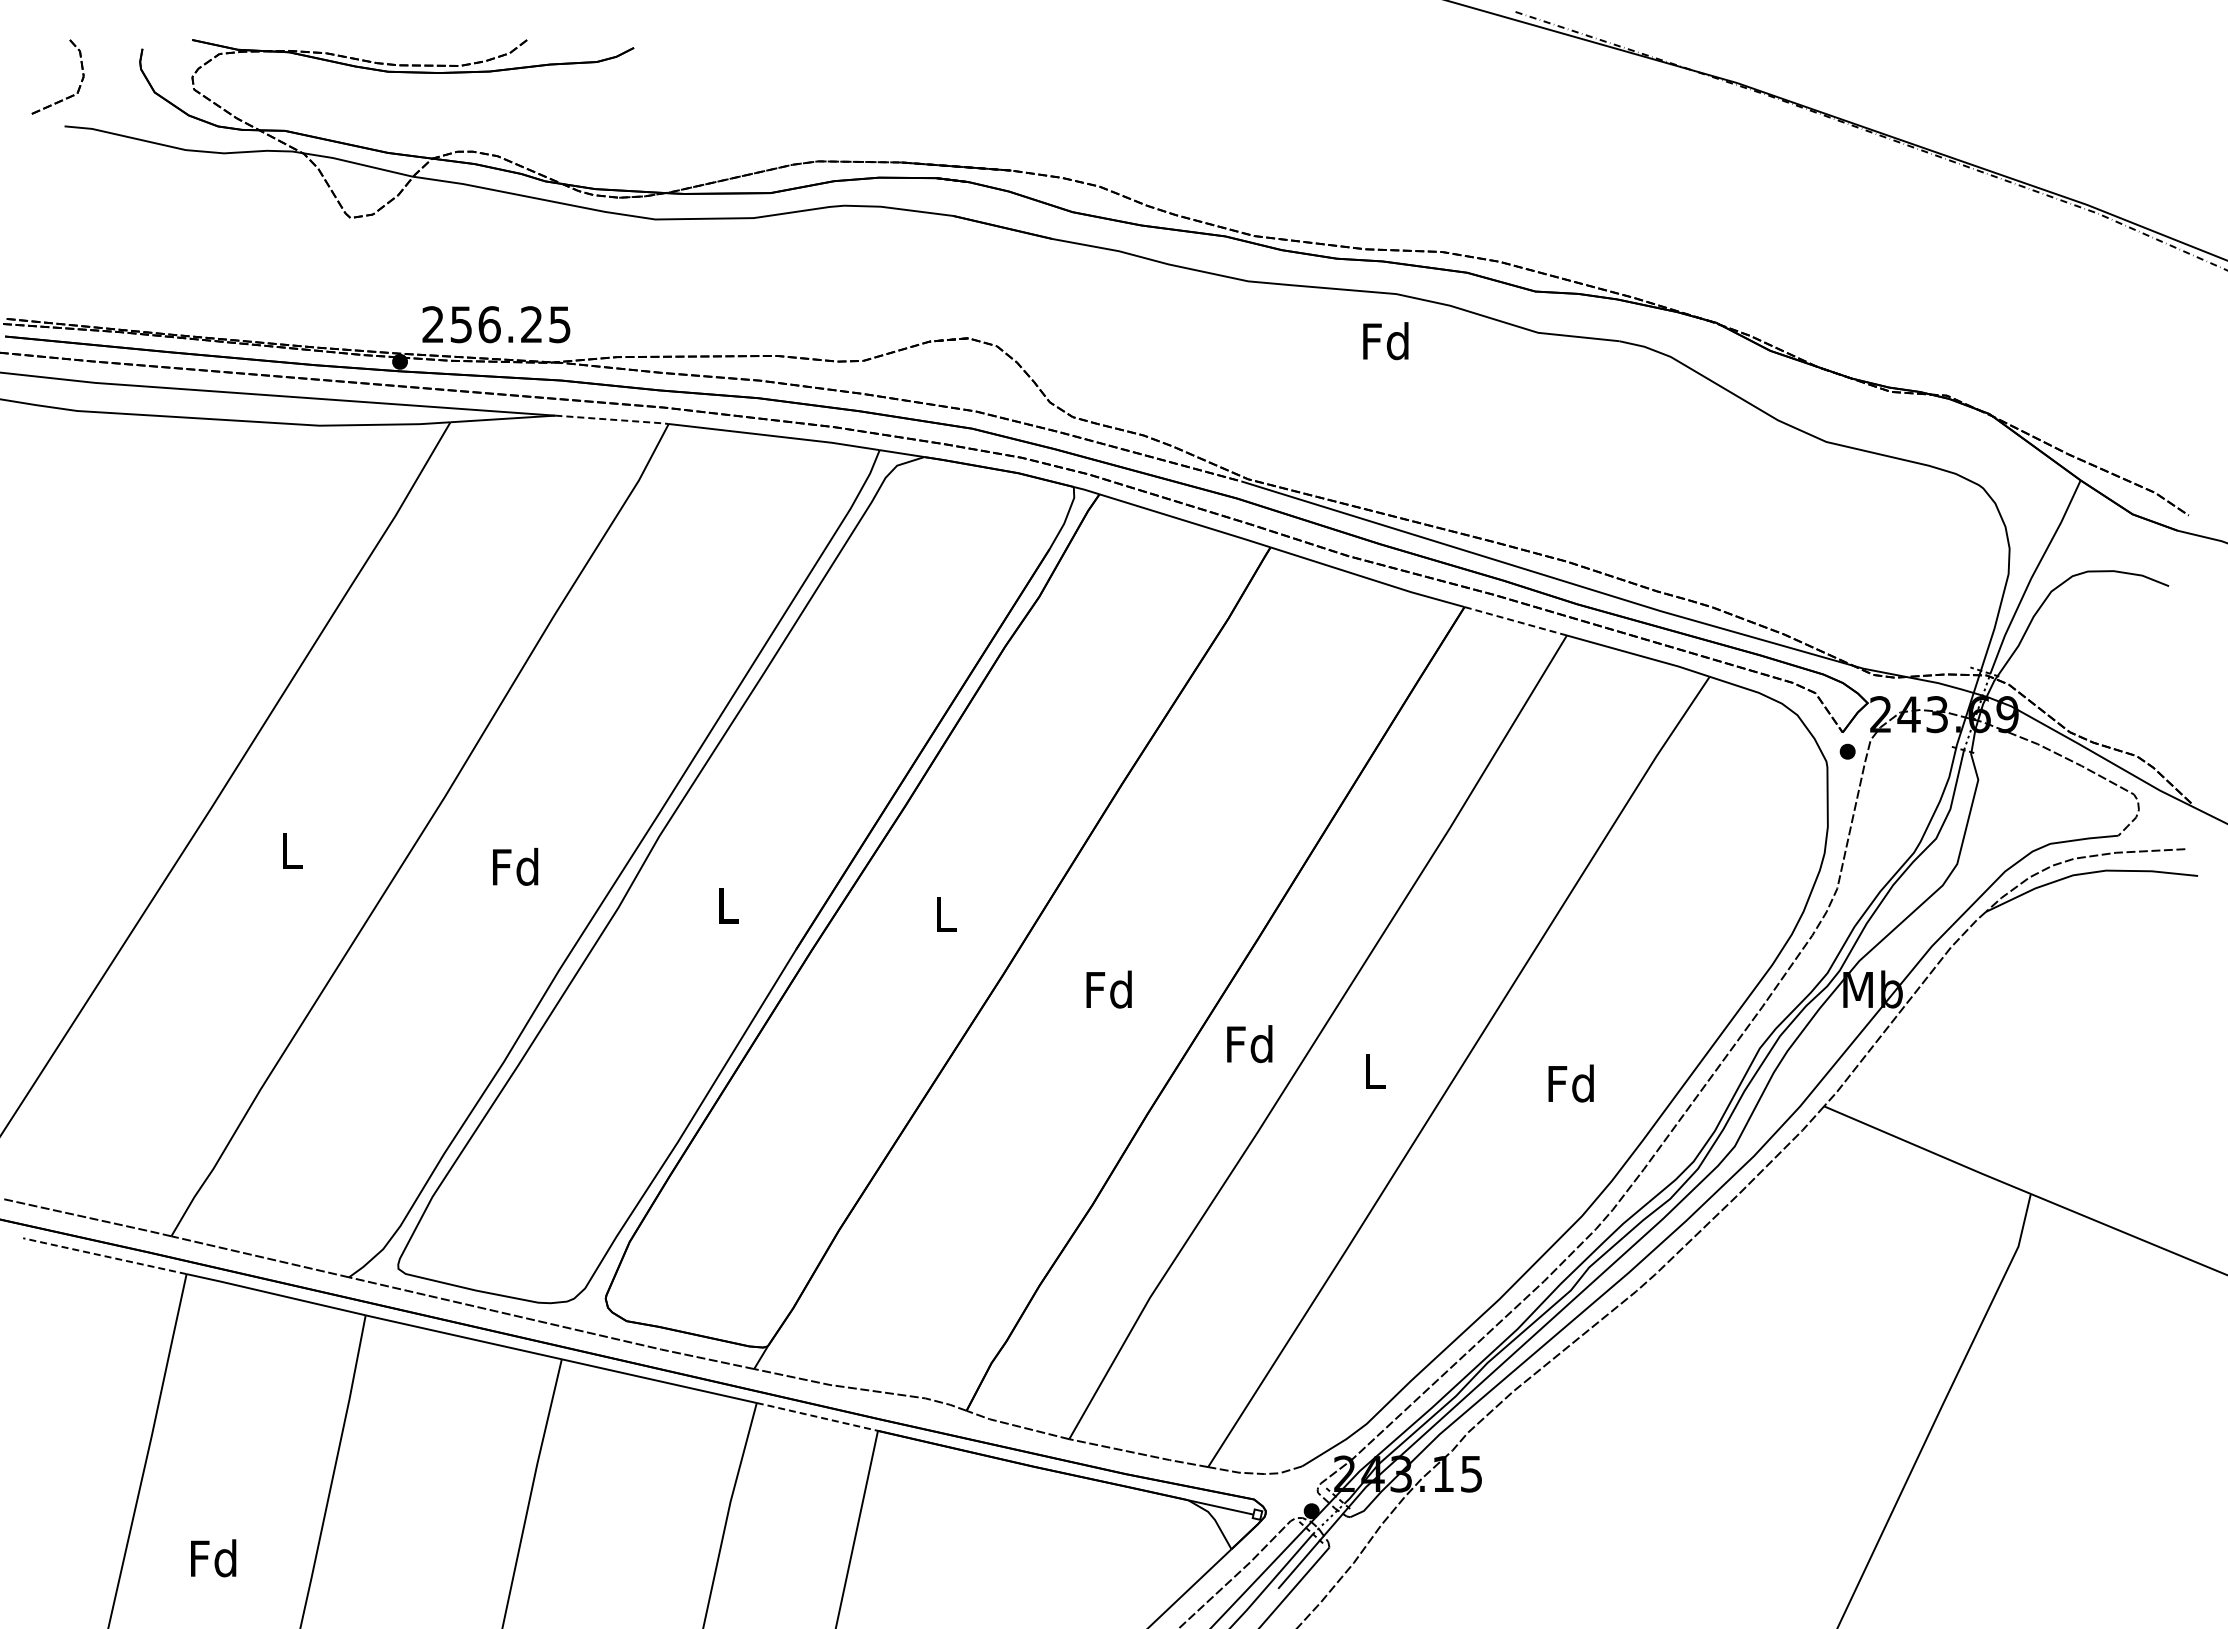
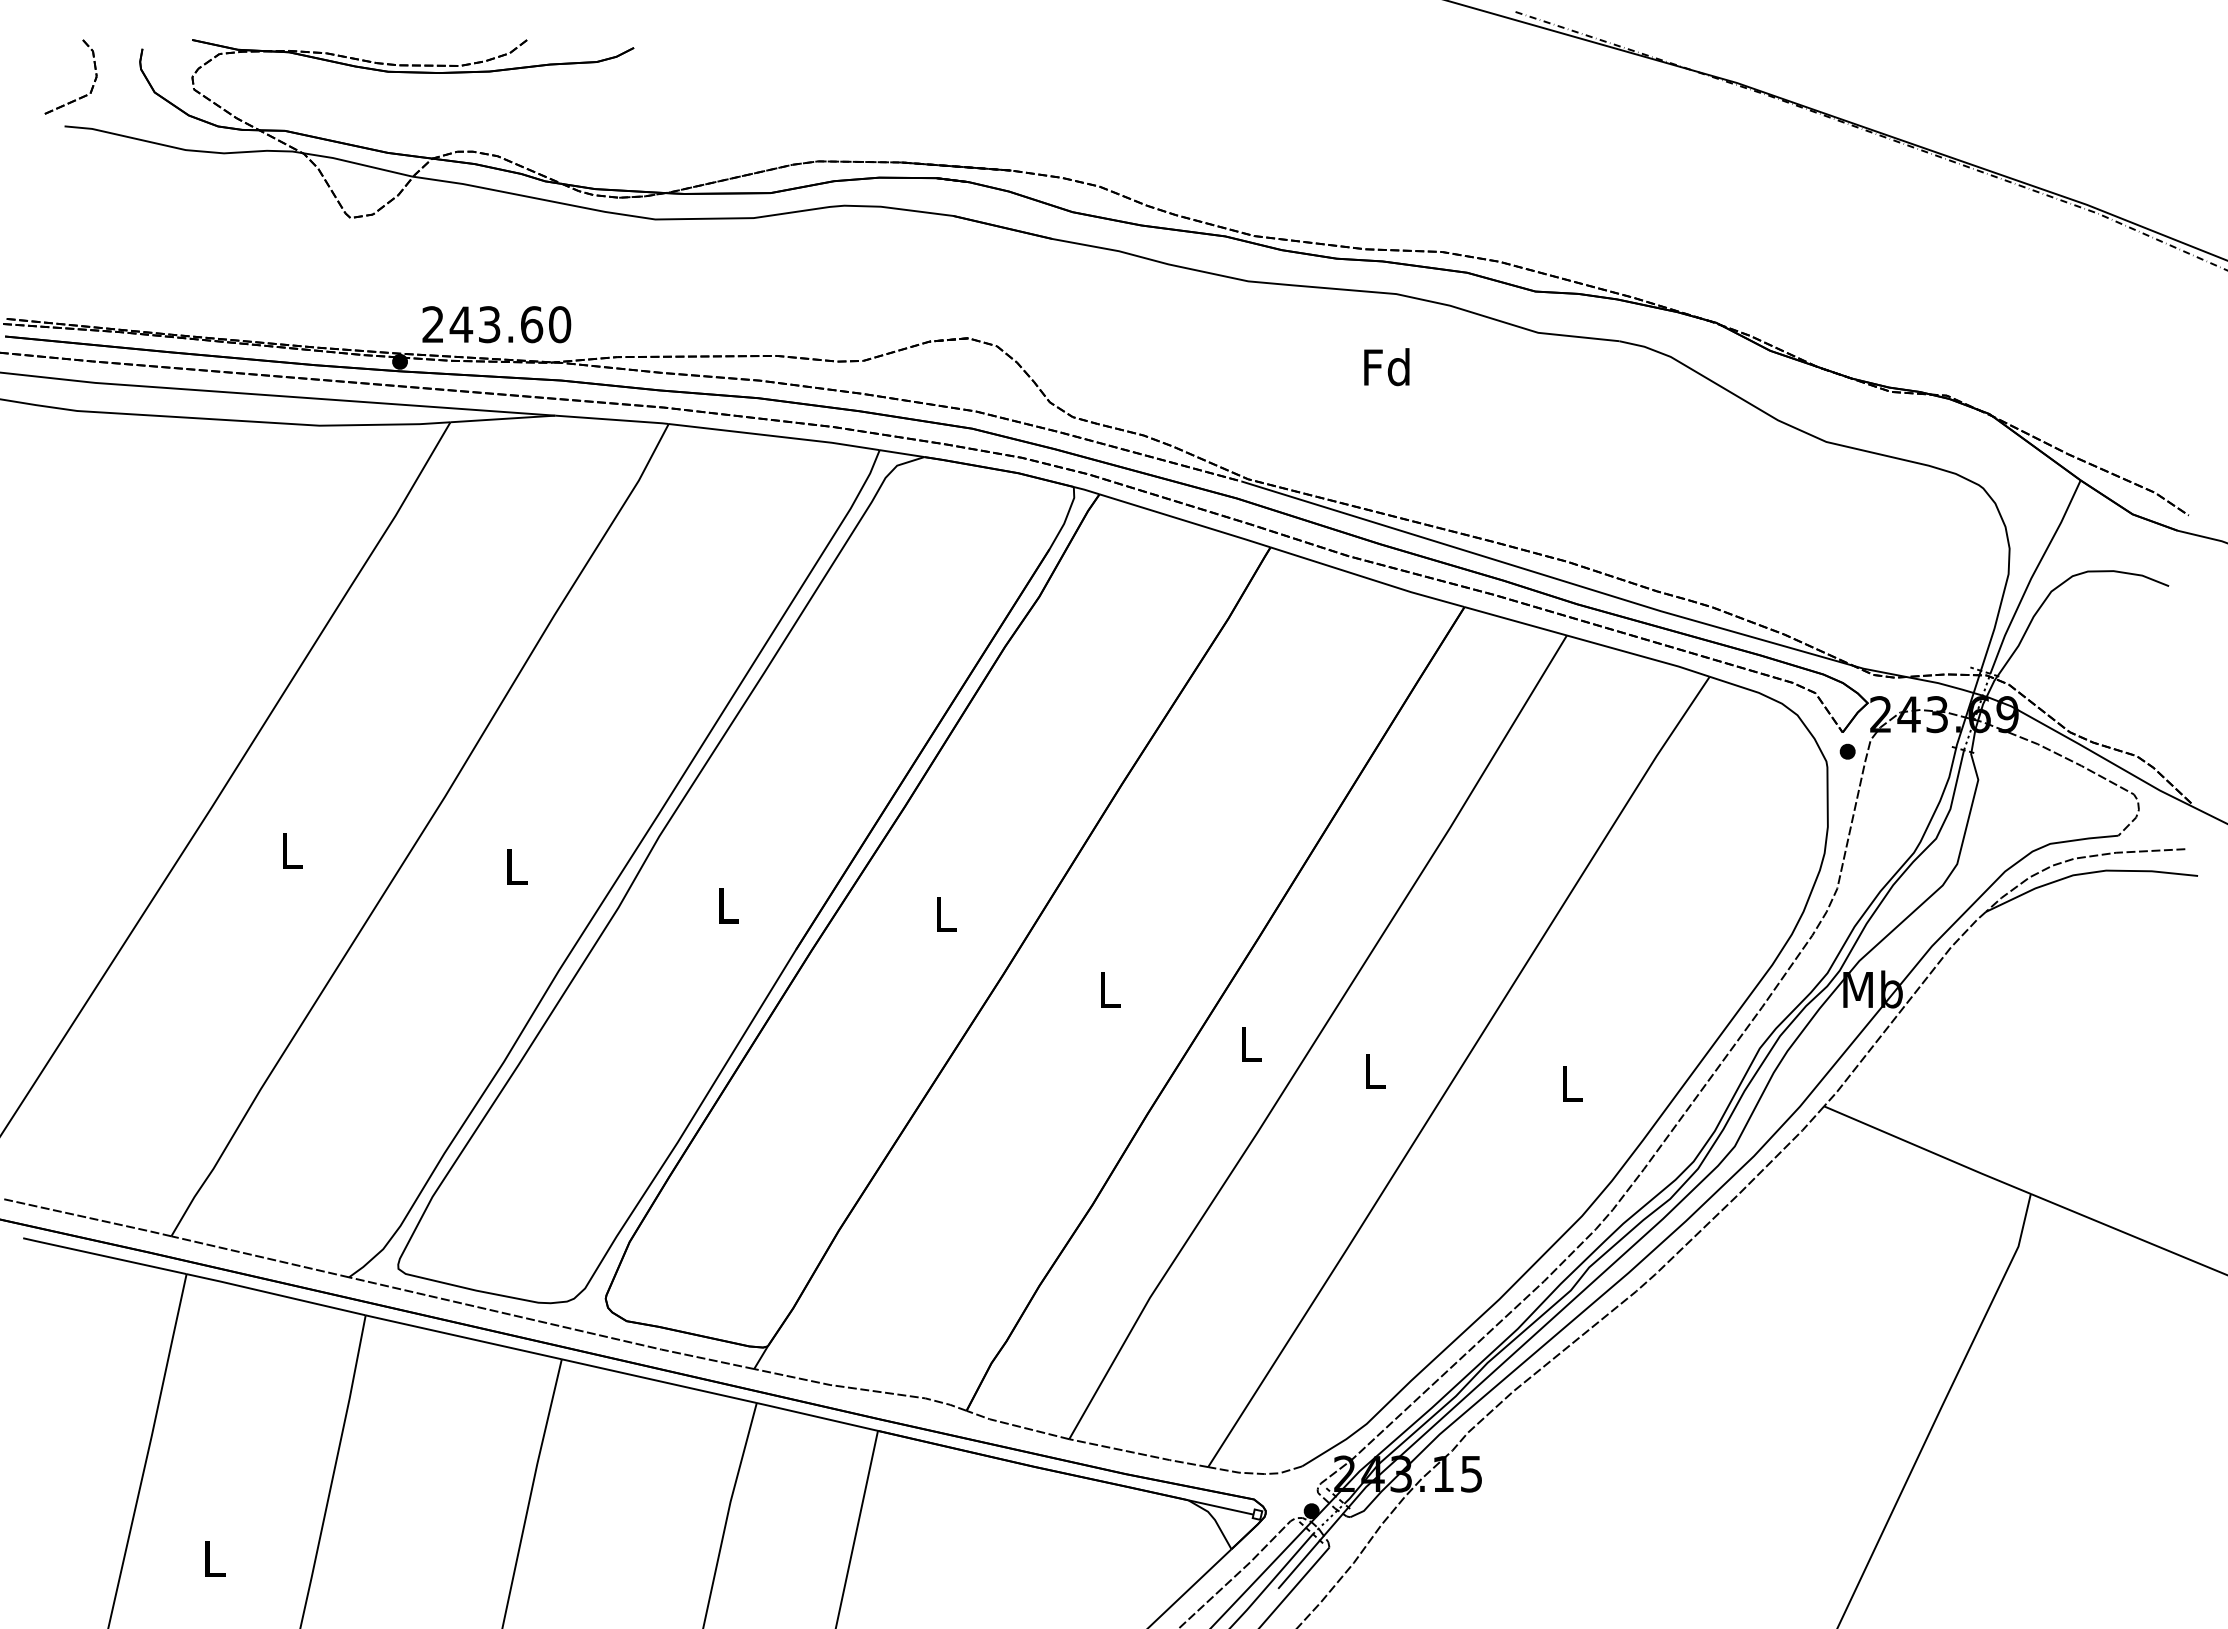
part position: (68, 96) -> (81, 96) (81, 96)
text: 256.25 -> 243.60 (510, 324)
text position: (1385, 341) -> (1386, 367) (1386, 367)
line: dashed -> solid (612, 419)
line: dashed -> solid (1515, 621)
text: Fd -> L (515, 866)
text: Fd -> L (1108, 989)
text: Fd -> L (1249, 1044)
text: Fd -> L (1570, 1083)
line: dashed -> solid (104, 1256)
line: dashed -> solid (816, 1416)
text: Fd -> L (213, 1558)
